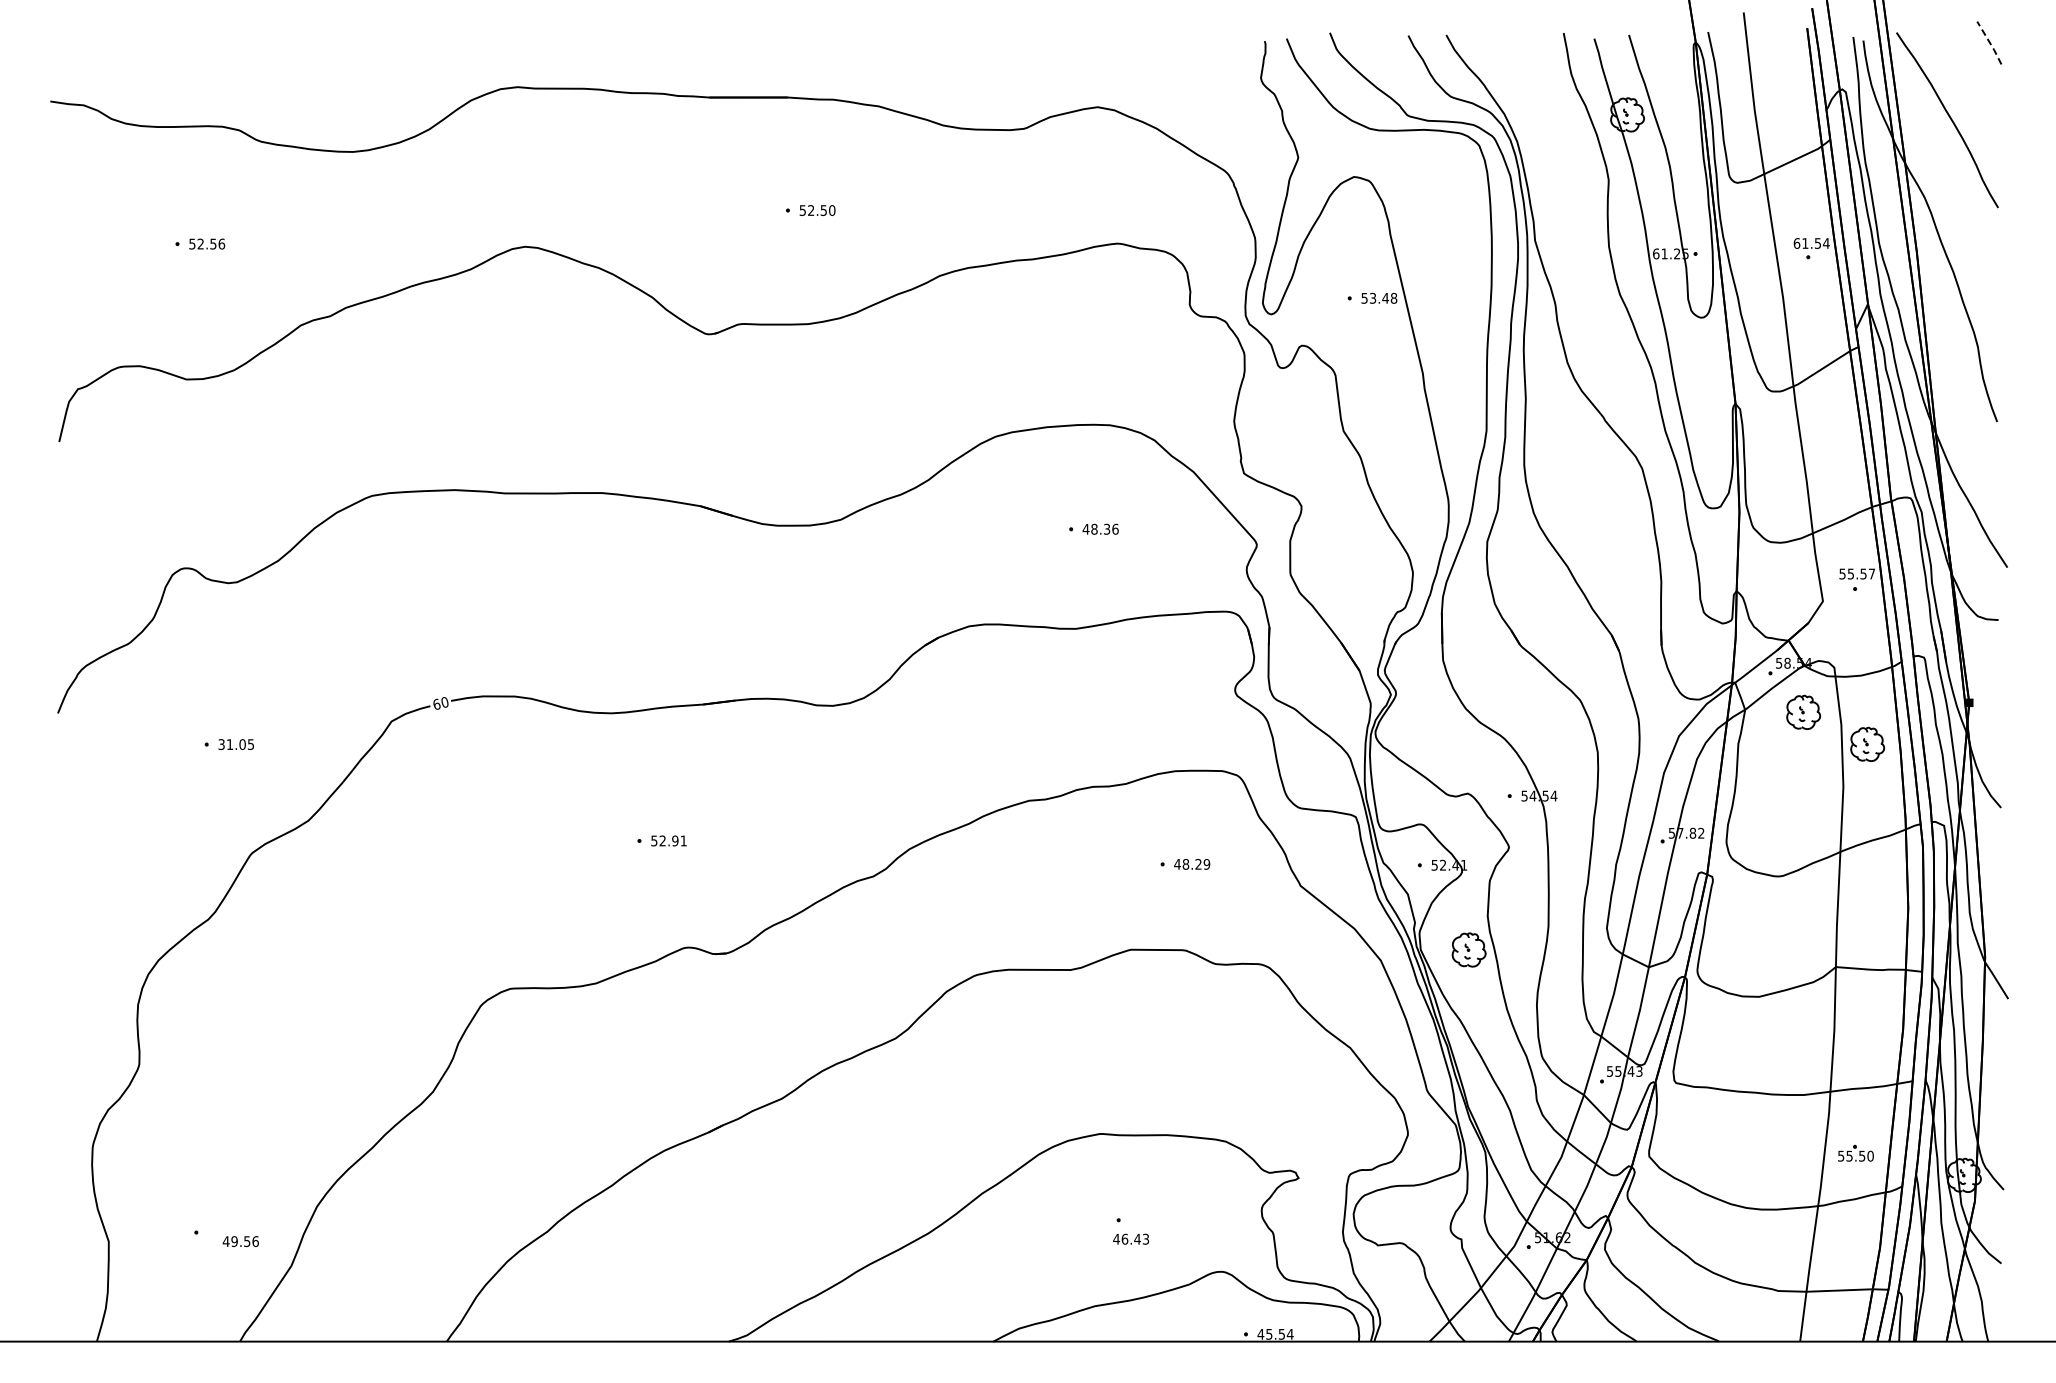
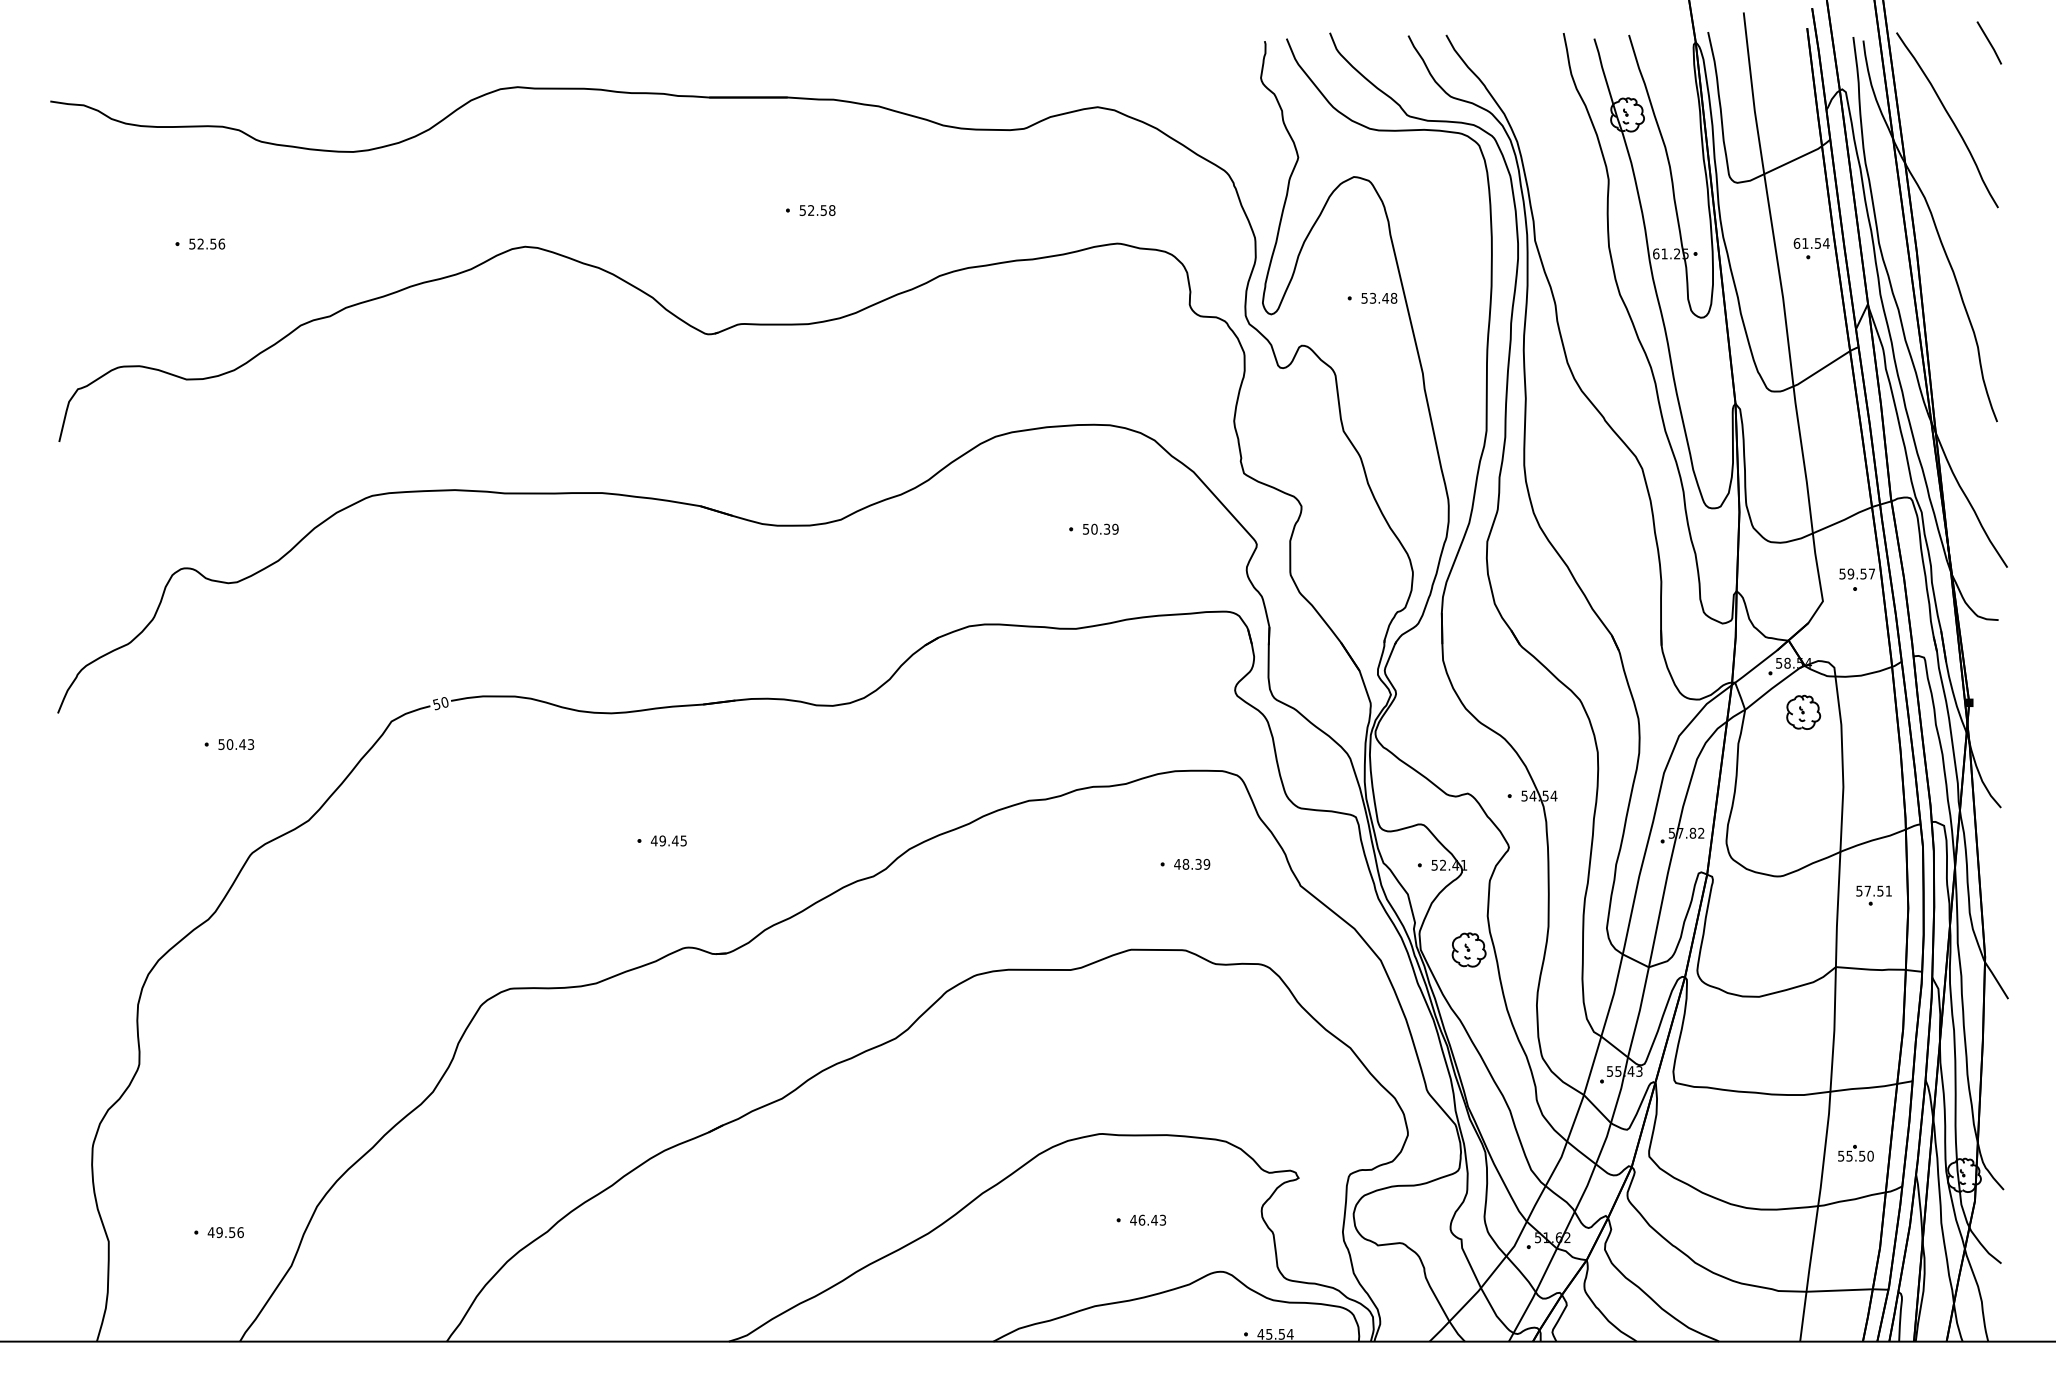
line: dashed -> solid (1989, 42)
text: 52.50 -> 52.58 (832, 210)
text: 48.36 -> 50.39 (1100, 528)
text: 55.57 -> 59.57 (1850, 573)
text: 60 -> 50 (436, 704)
part: present -> none (1867, 743)
text: 31.05 -> 50.43 (236, 744)
text: 52.91 -> 49.45 (668, 840)
text: 48.29 -> 48.39 (1198, 864)
part: none -> present (1873, 895)
text position: (1131, 1238) -> (1148, 1219) (1148, 1219)
text position: (240, 1241) -> (225, 1232) (225, 1232)
